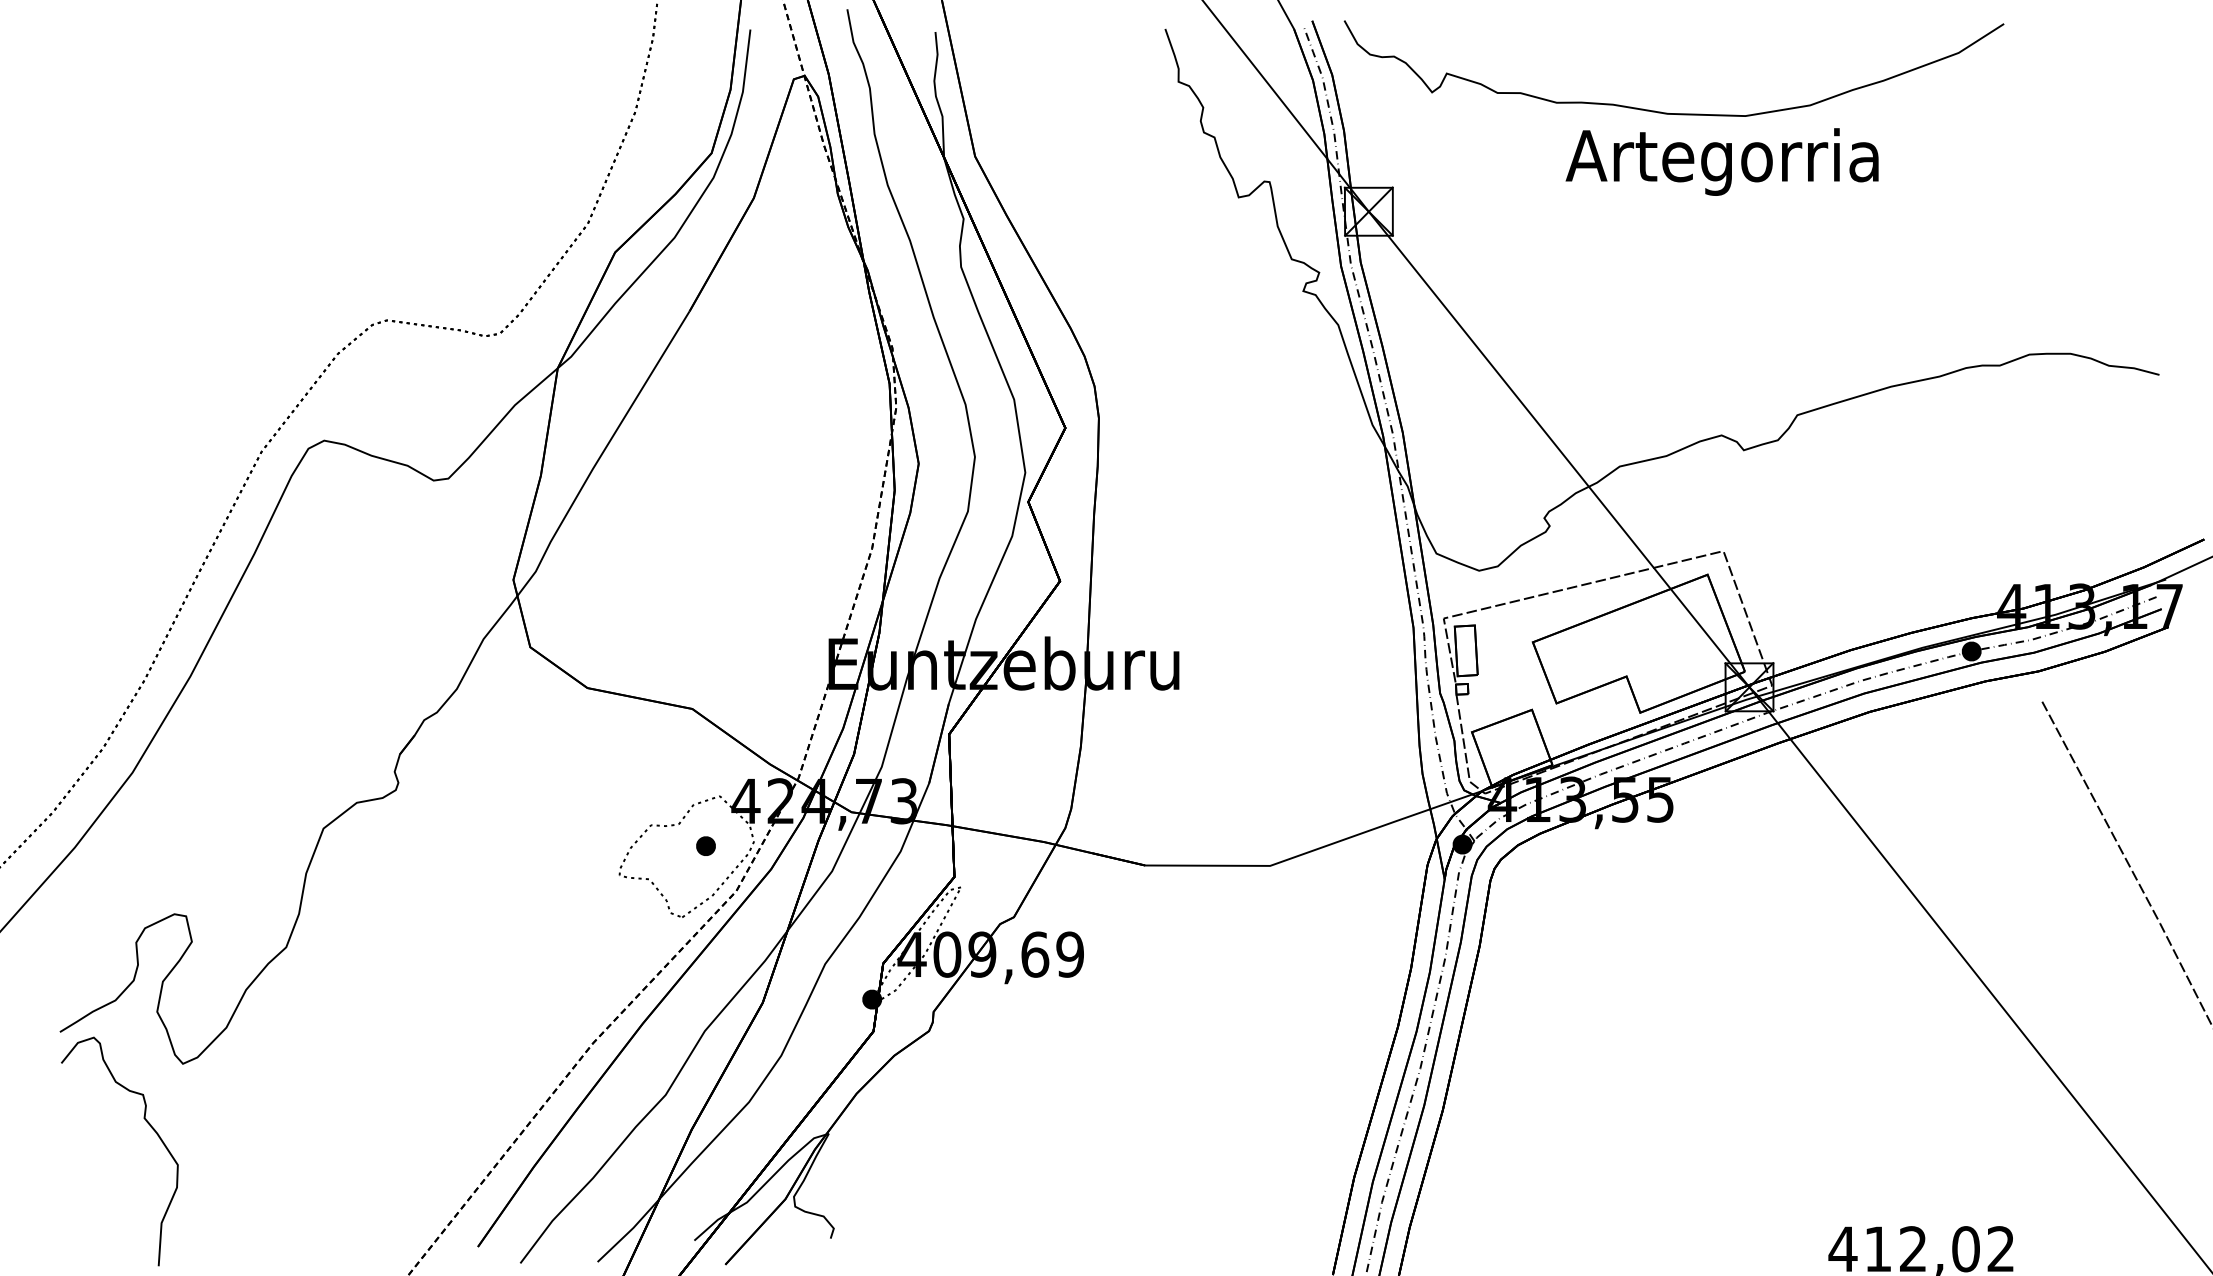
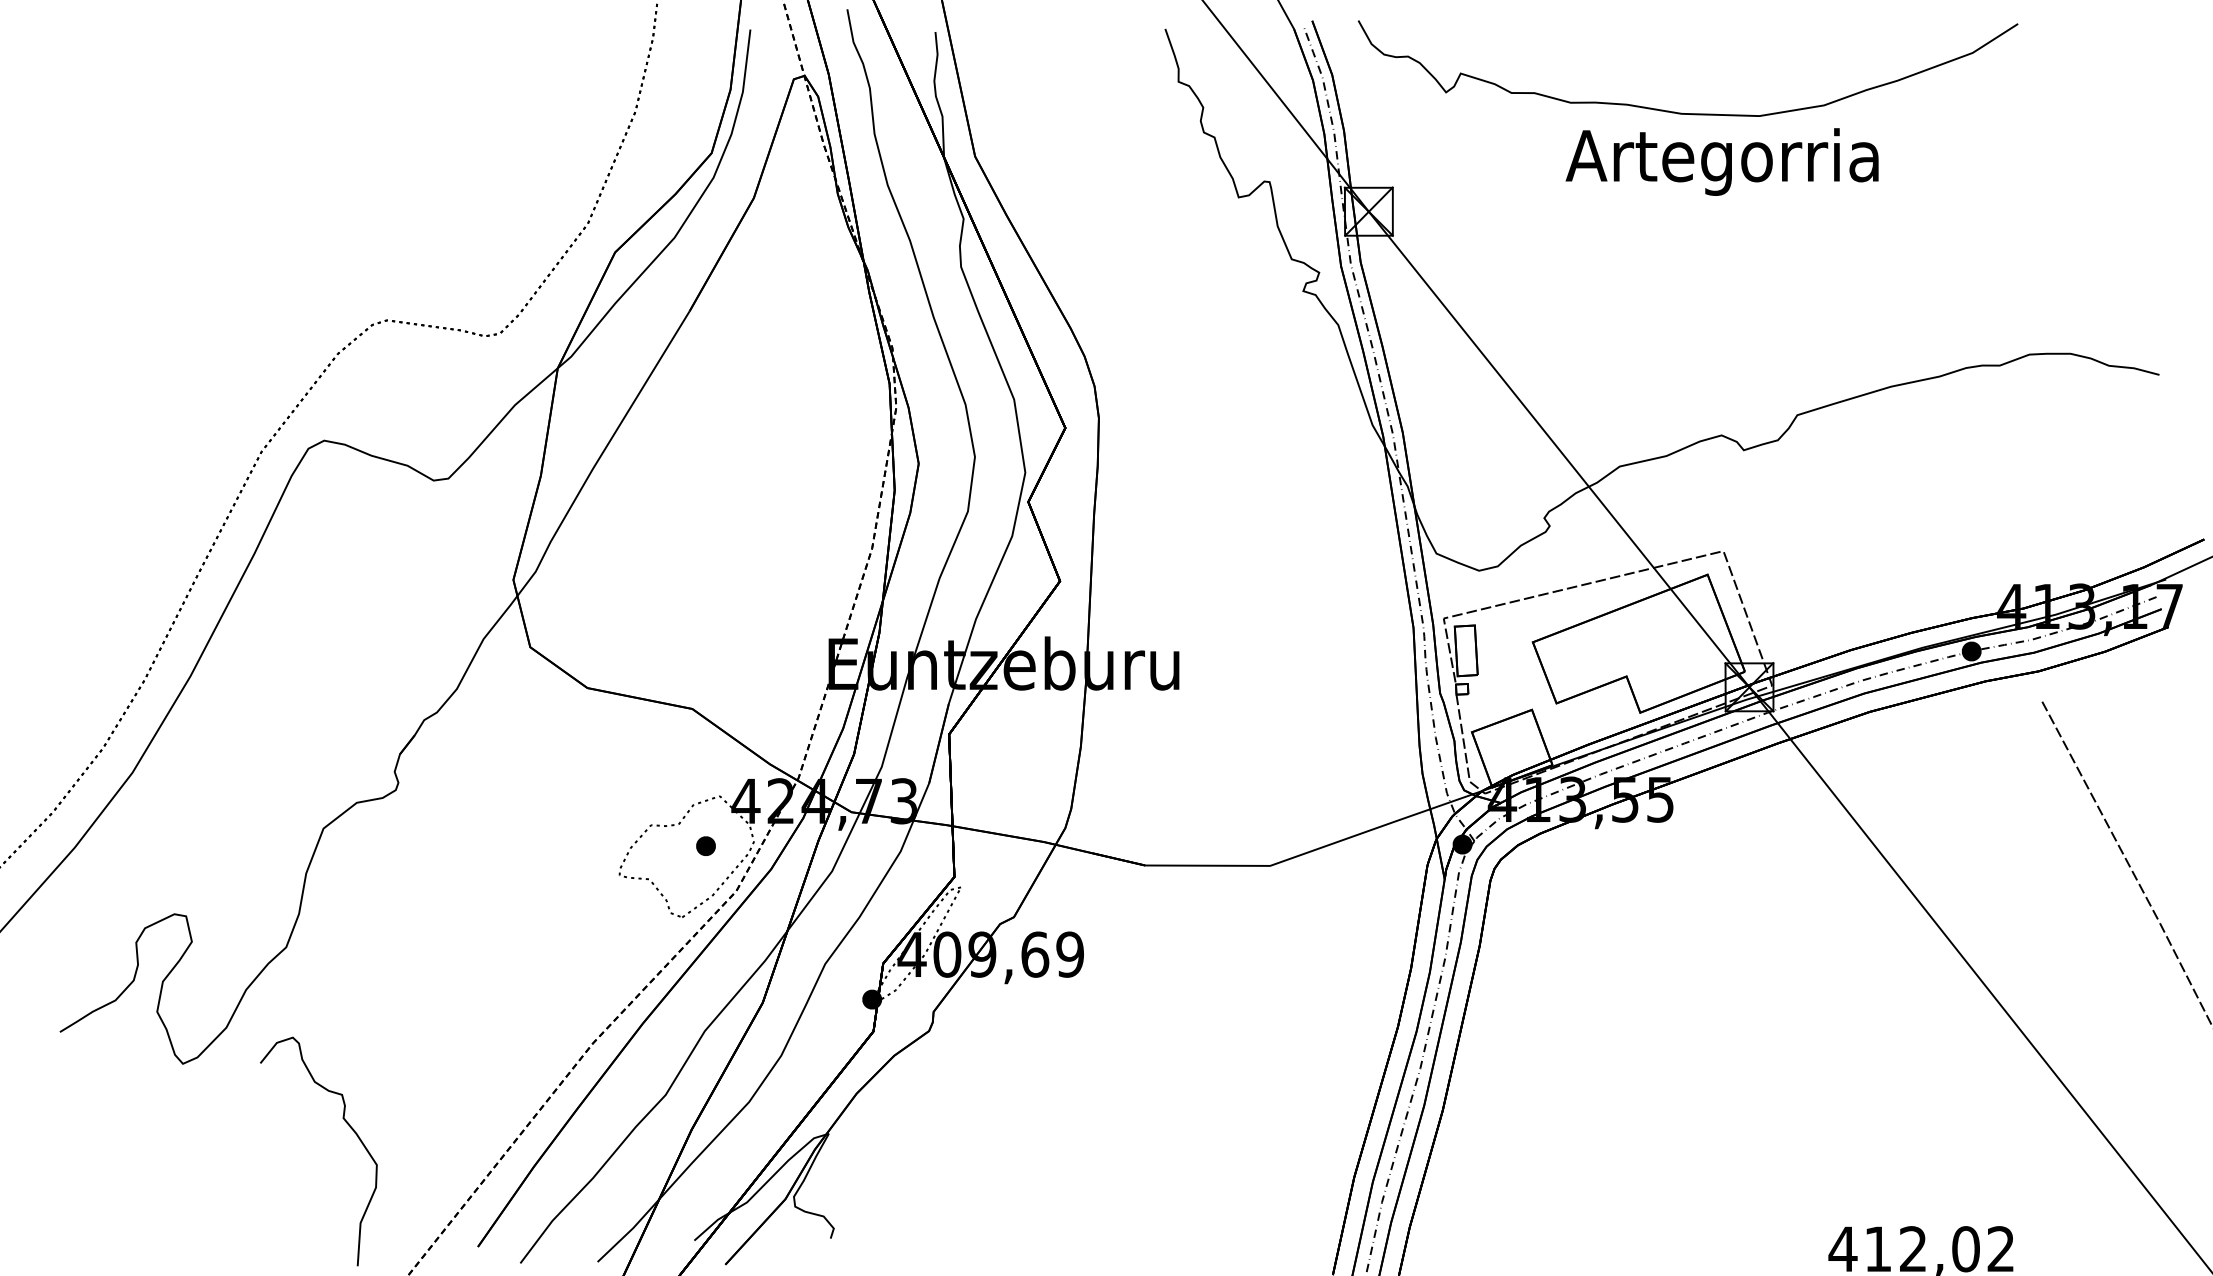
curve position: (1667, 112) -> (1681, 112) (1681, 112)
curve position: (151, 1128) -> (350, 1128) (350, 1128)
